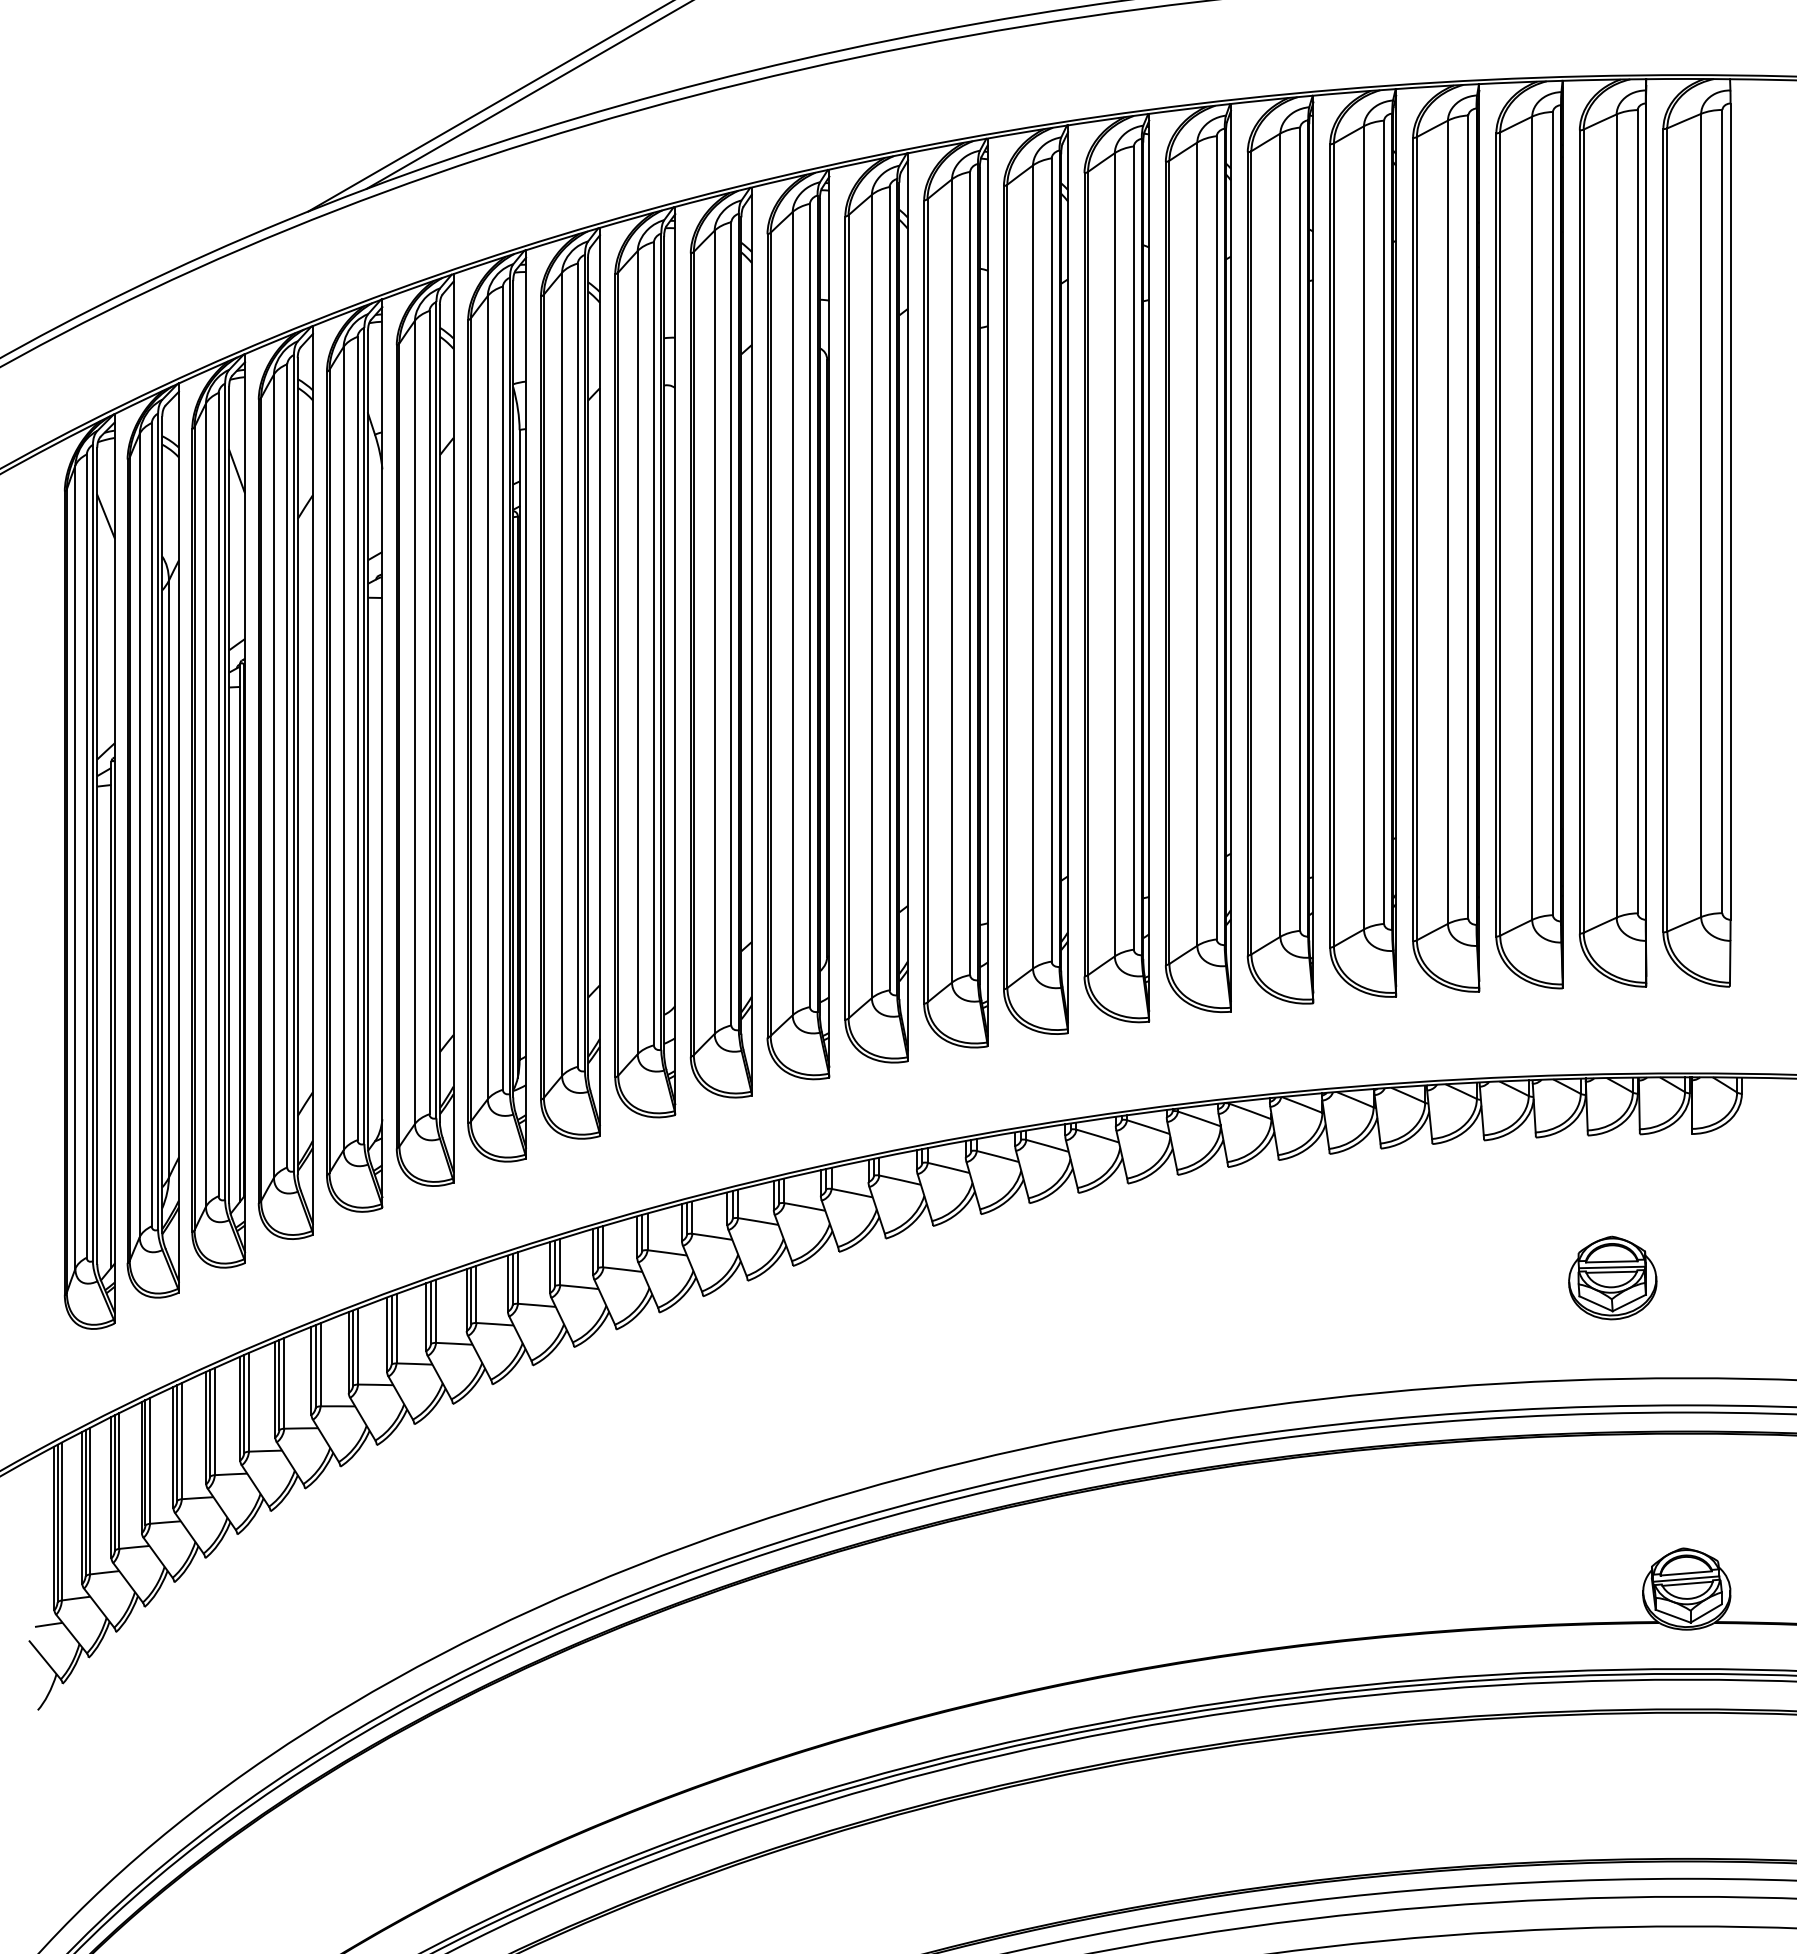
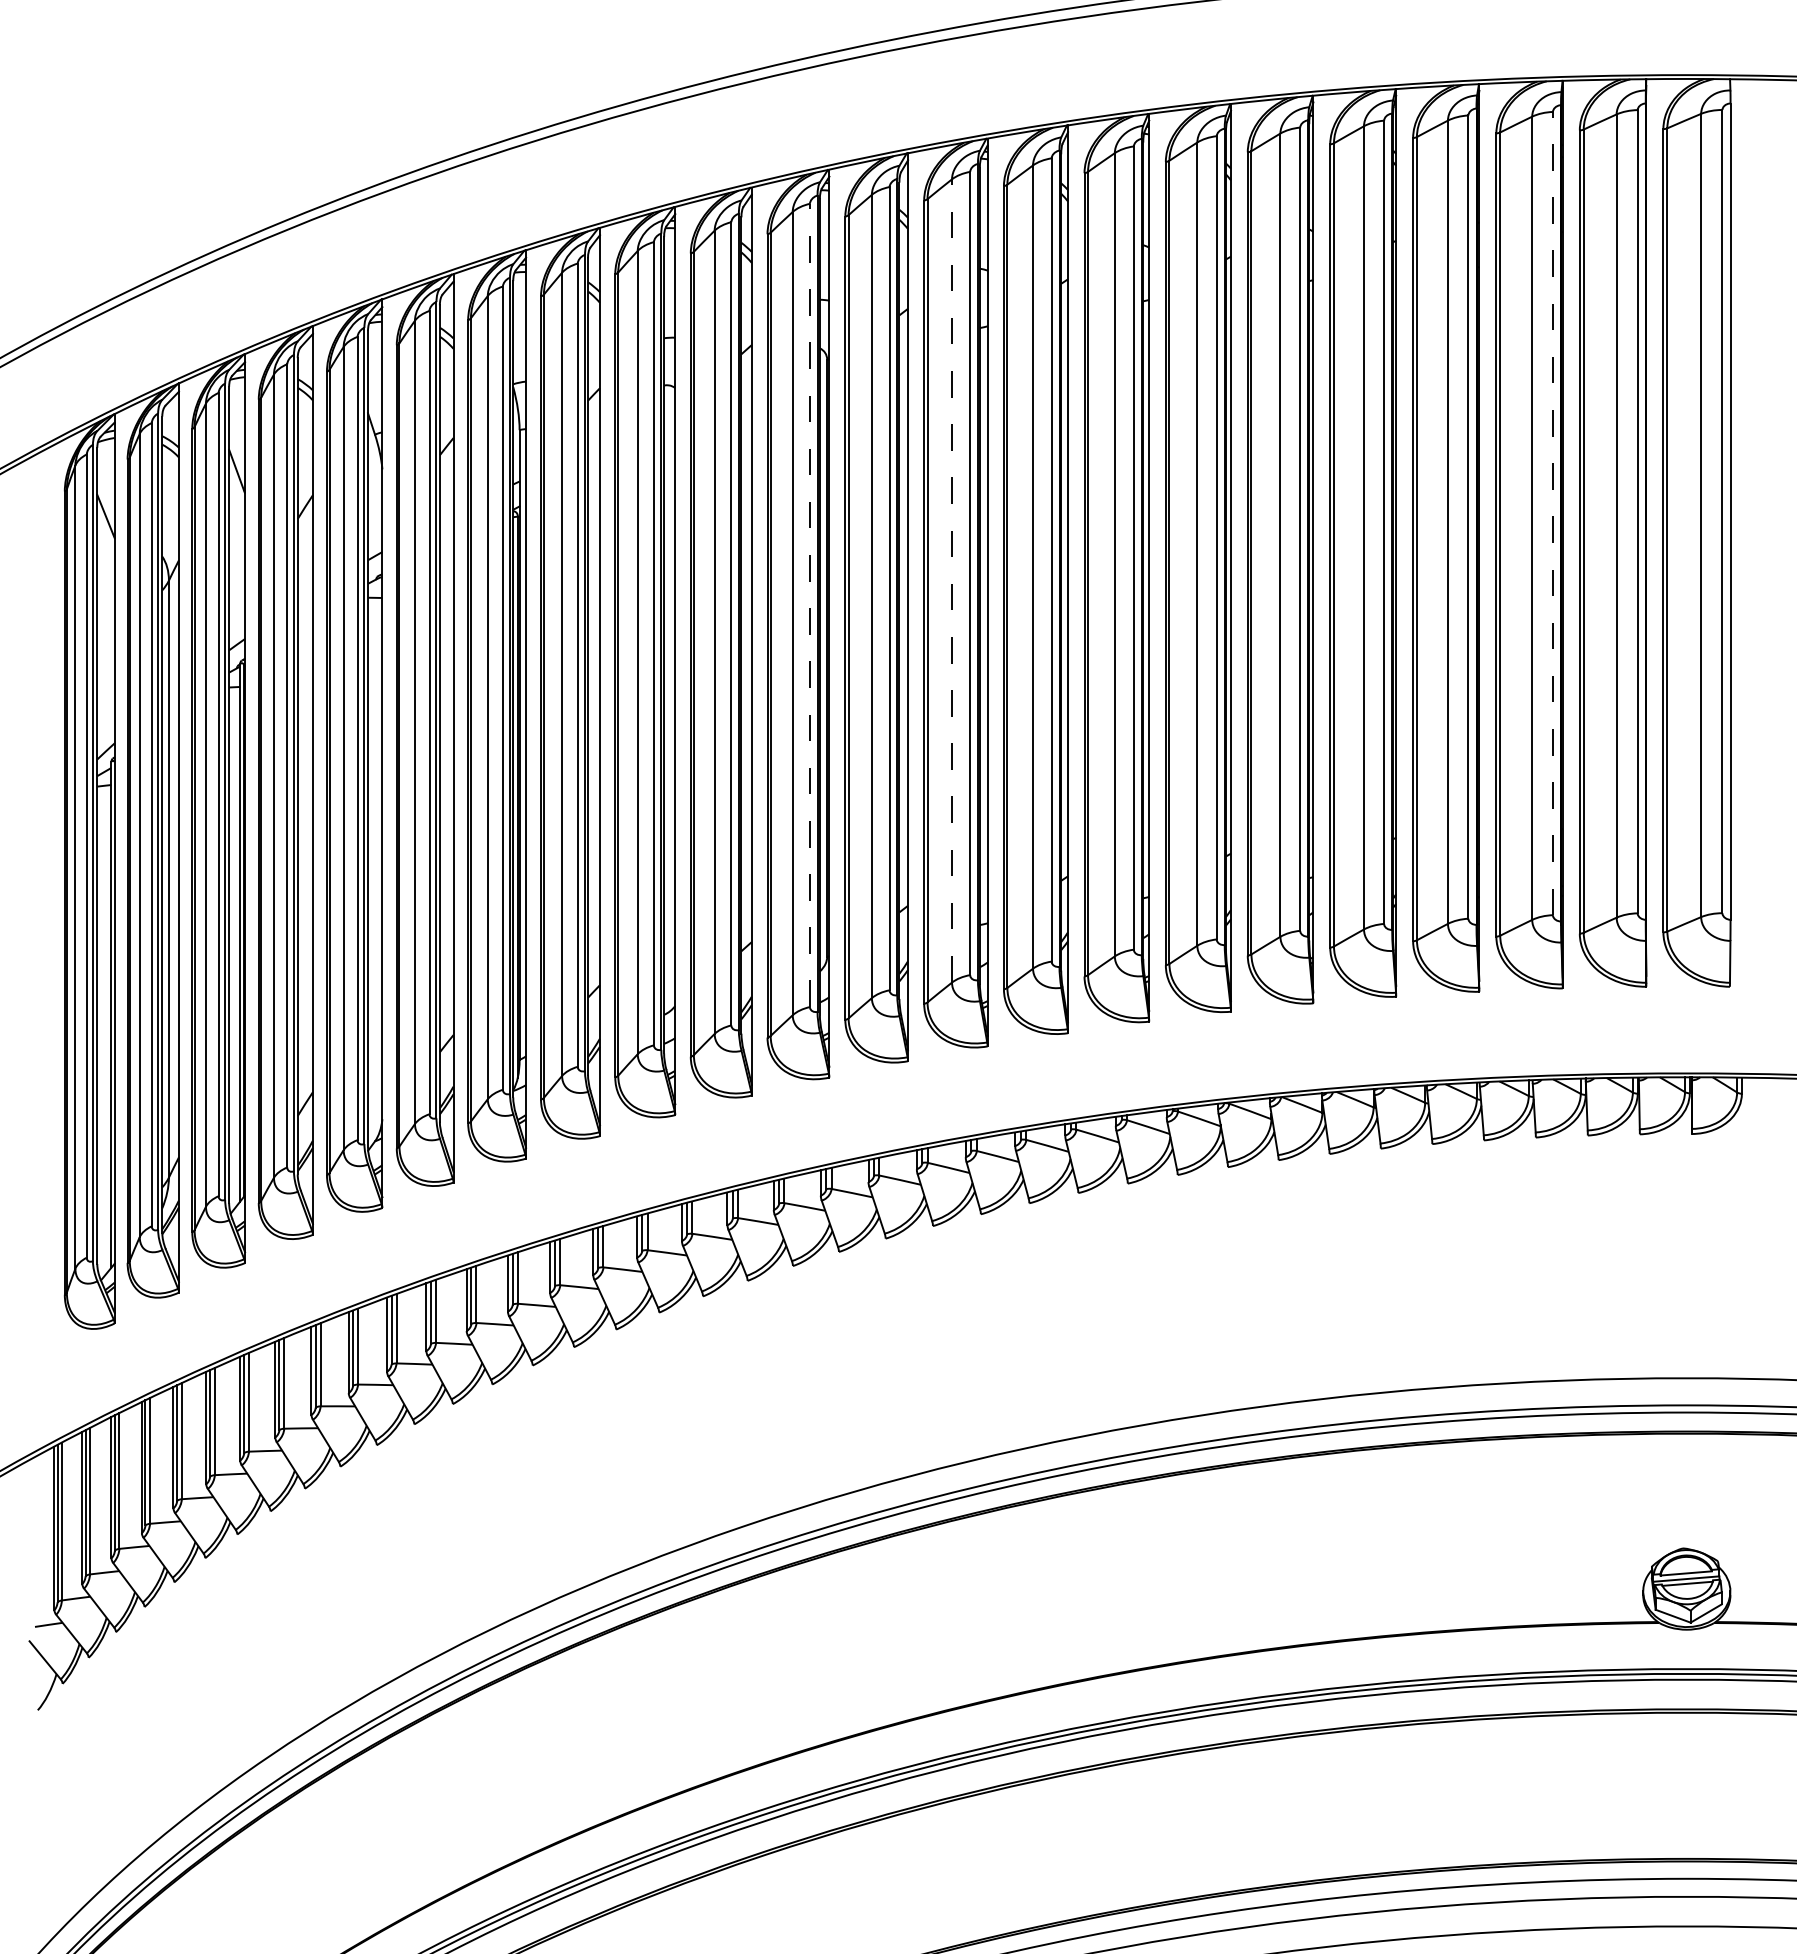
line: present -> none (527, 95)
line: present -> none (489, 106)
line: solid -> dashed (1552, 513)
line: solid -> dashed (952, 580)
line: solid -> dashed (809, 605)
part: present -> none (1612, 1277)
